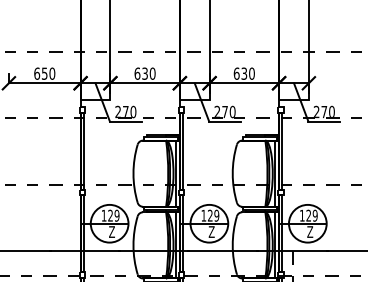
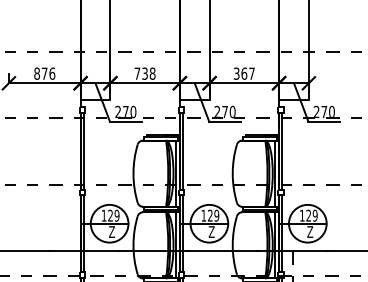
text: 650 -> 876 (44, 73)
text: 630 -> 738 (144, 73)
text: 630 -> 367 (243, 73)
